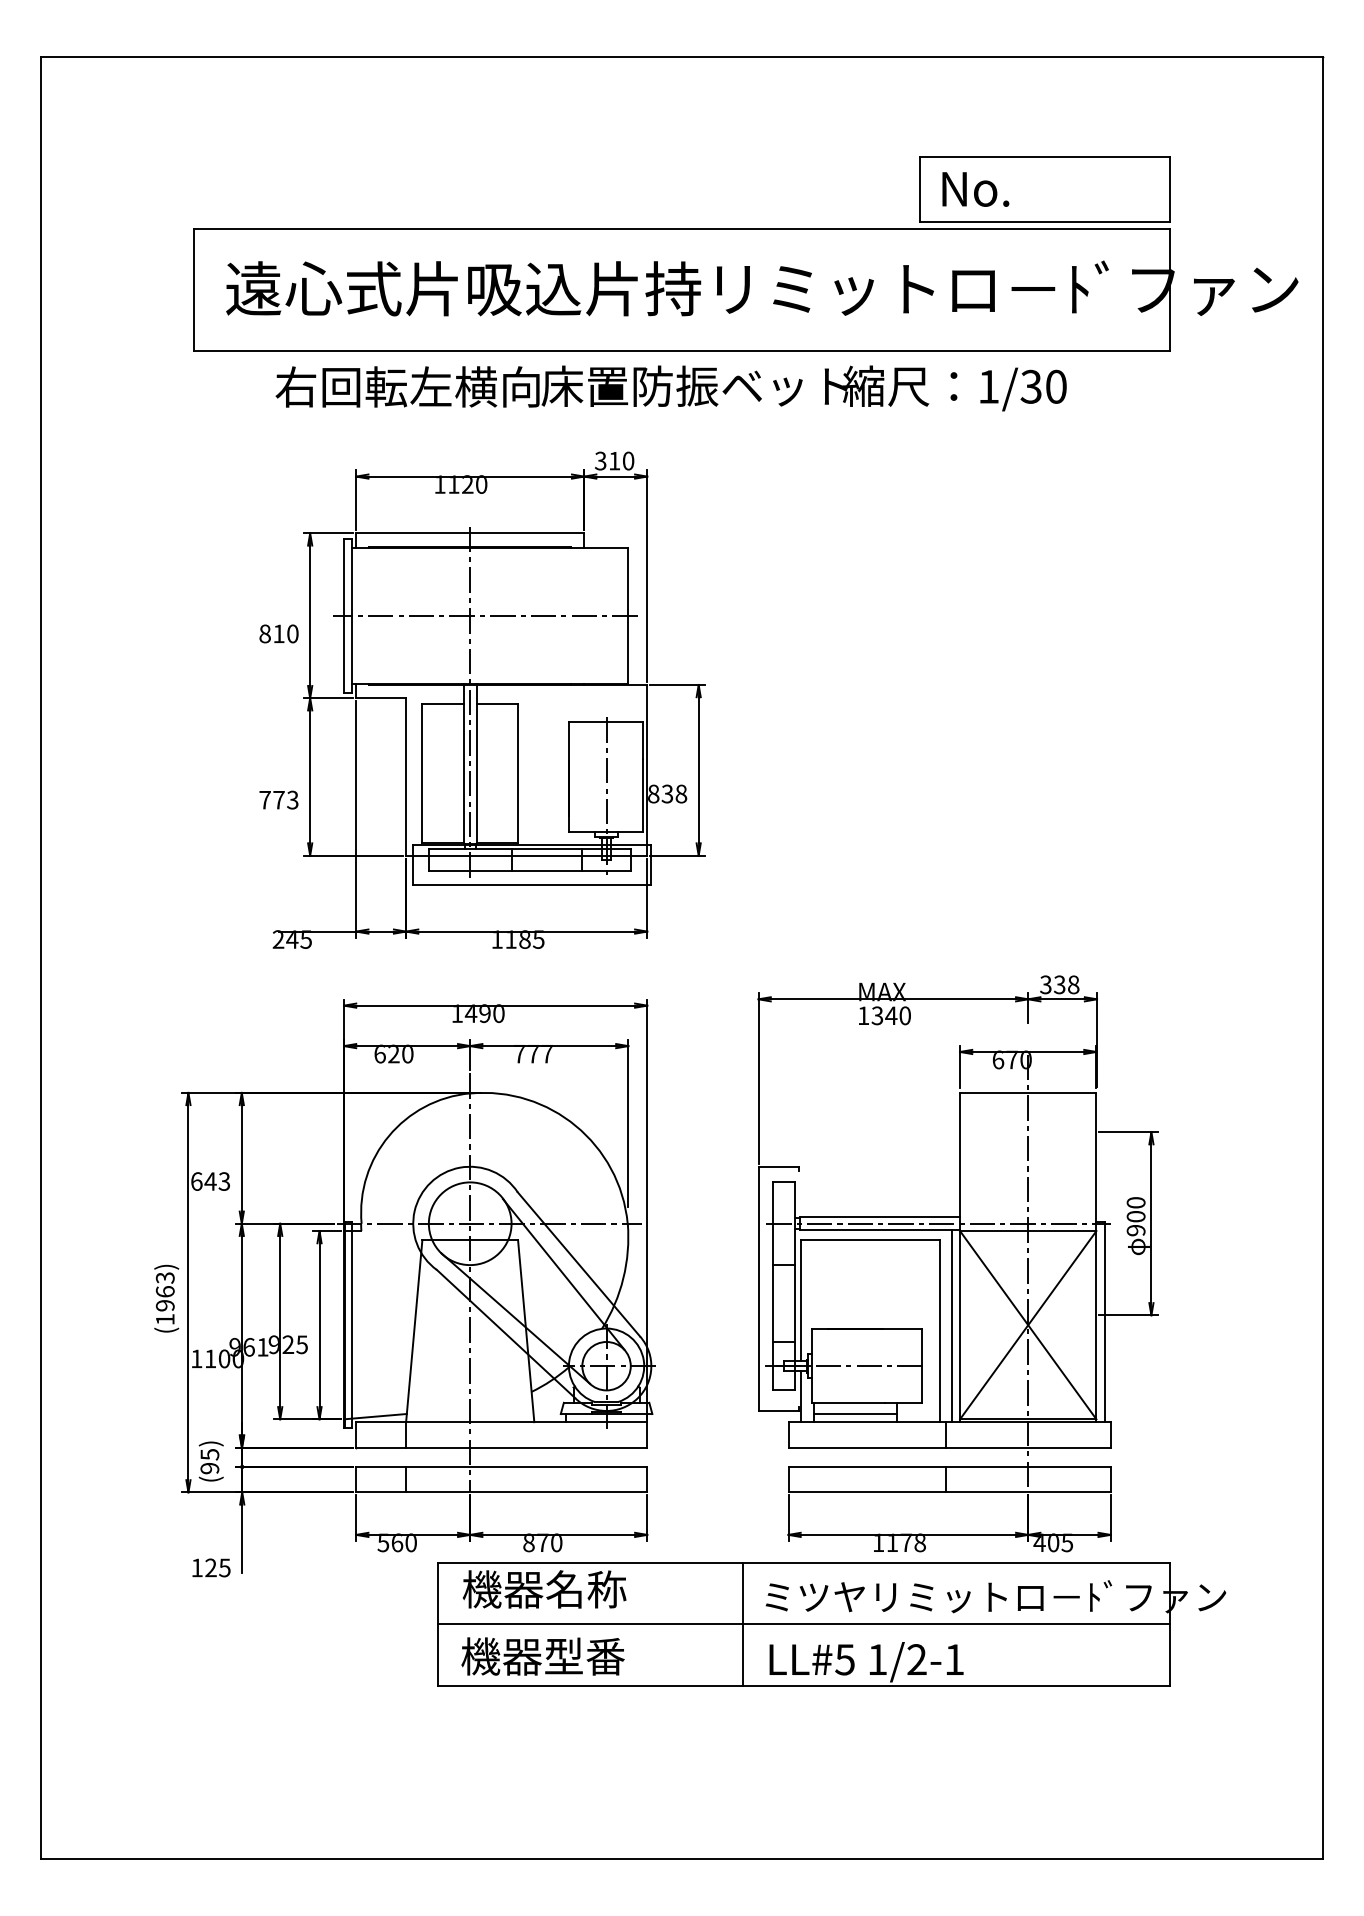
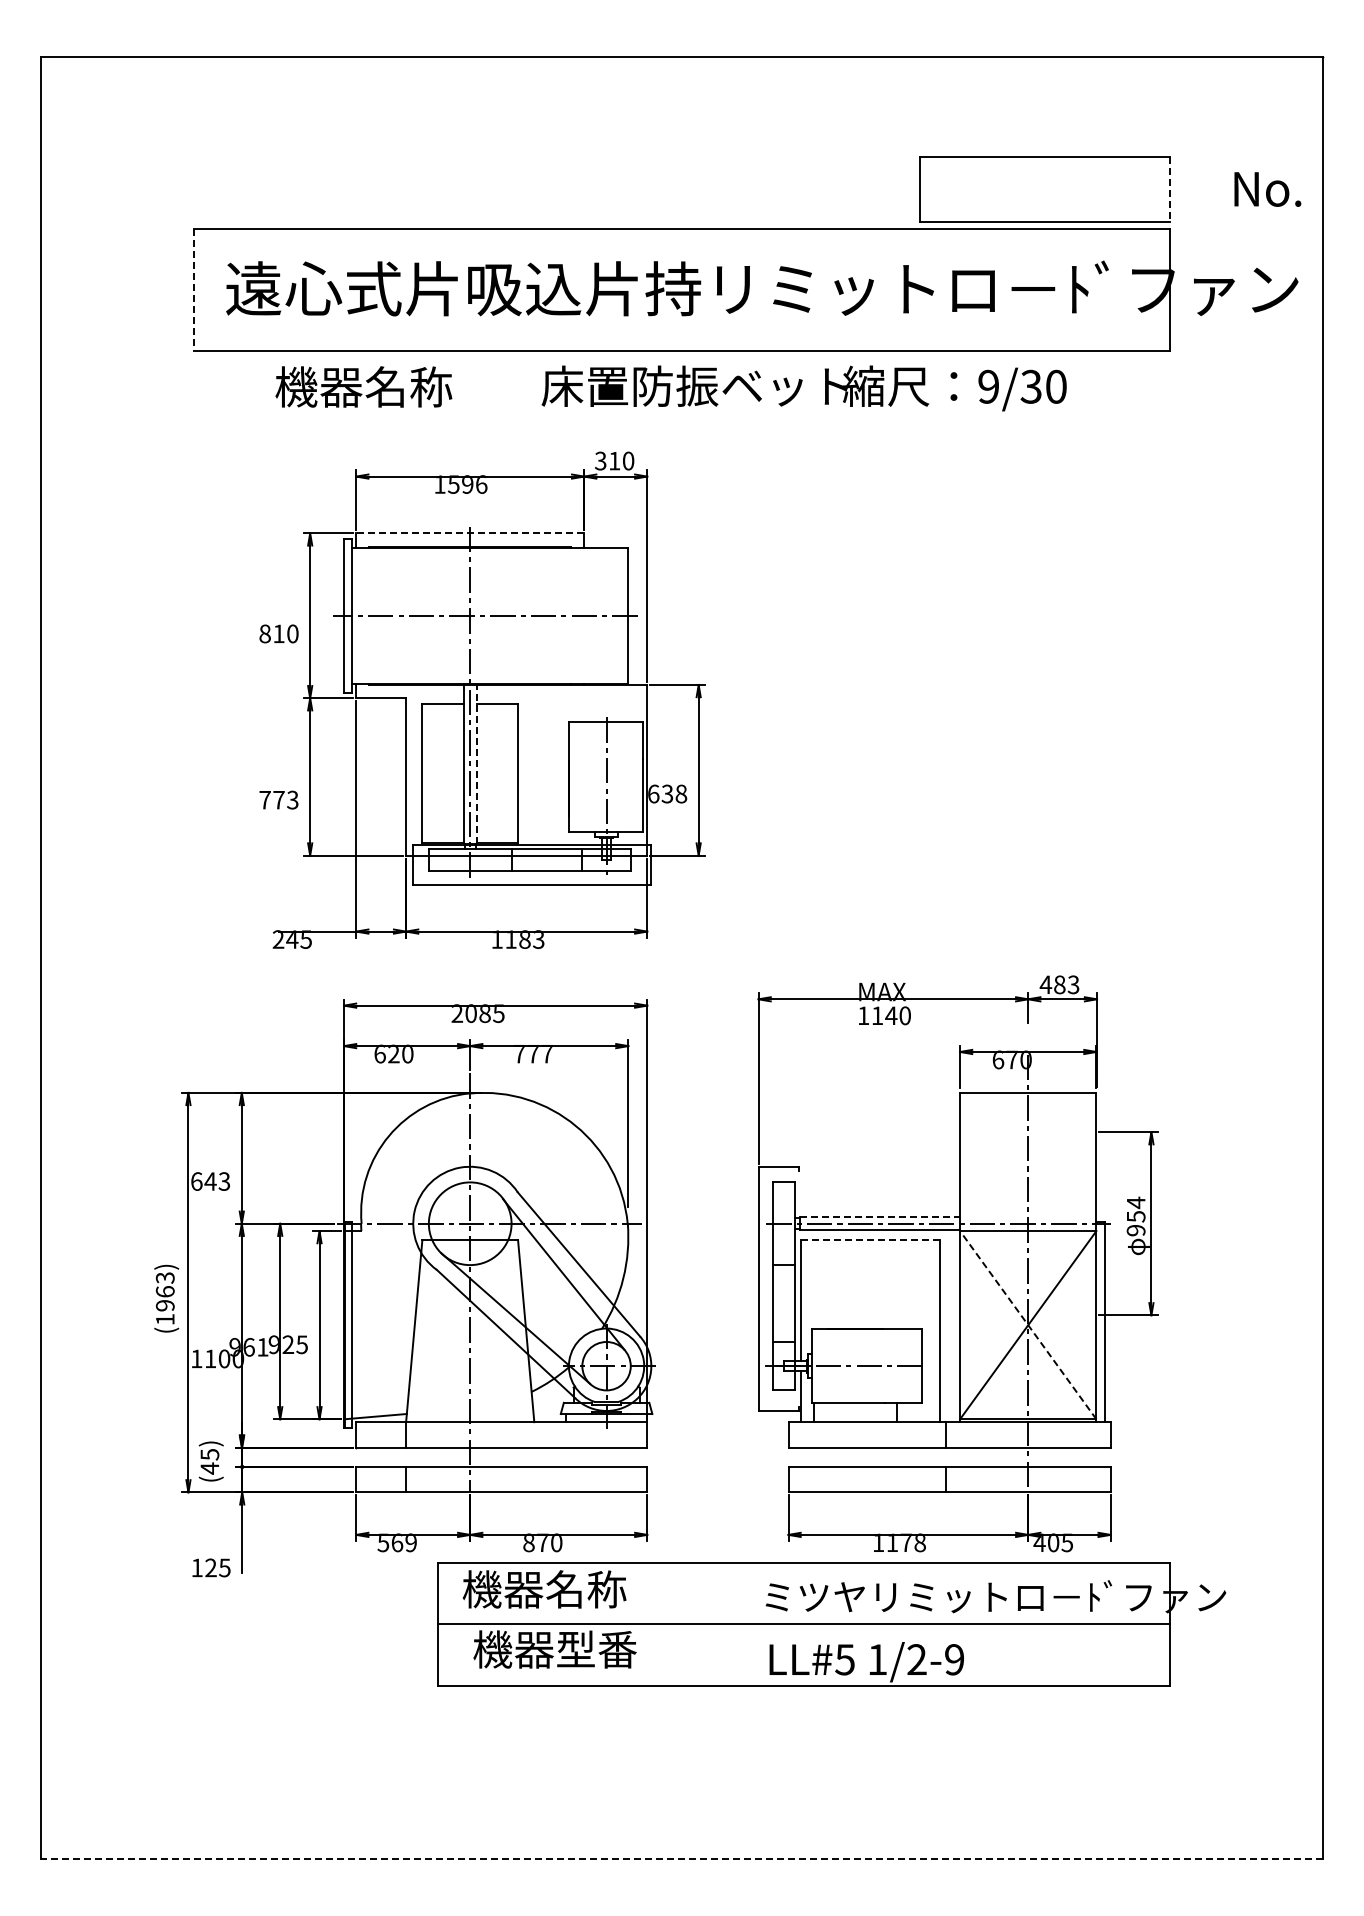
text position: (975, 189) -> (1267, 189) (1267, 189)
line: solid -> dashed (1170, 189)
line: solid -> dashed (193, 290)
text: 右回転左横向 -> 機器名称 (407, 386)
text: 1/30 -> 9/30 (988, 386)
text: 1120 -> 1596 (467, 484)
line: solid -> dashed (470, 533)
line: solid -> dashed (476, 764)
text: 838 -> 638 (653, 793)
text: 1185 -> 1183 (539, 939)
text: 338 -> 483 (1059, 984)
text: 1490 -> 2085 (477, 1013)
text: 1340 -> 1140 (877, 1015)
text: 900 -> 954 (1135, 1209)
line: solid -> dashed (879, 1217)
line: solid -> dashed (871, 1240)
line: solid -> dashed (1027, 1324)
line: present -> none (951, 1326)
line: present -> none (855, 1414)
text: (95) -> (45) (209, 1468)
text: 560 -> 569 (410, 1542)
line: present -> none (743, 1624)
text position: (542, 1656) -> (554, 1649) (554, 1649)
text: 1/2-1 -> 1/2-9 (954, 1659)
line: solid -> dashed (681, 1858)
